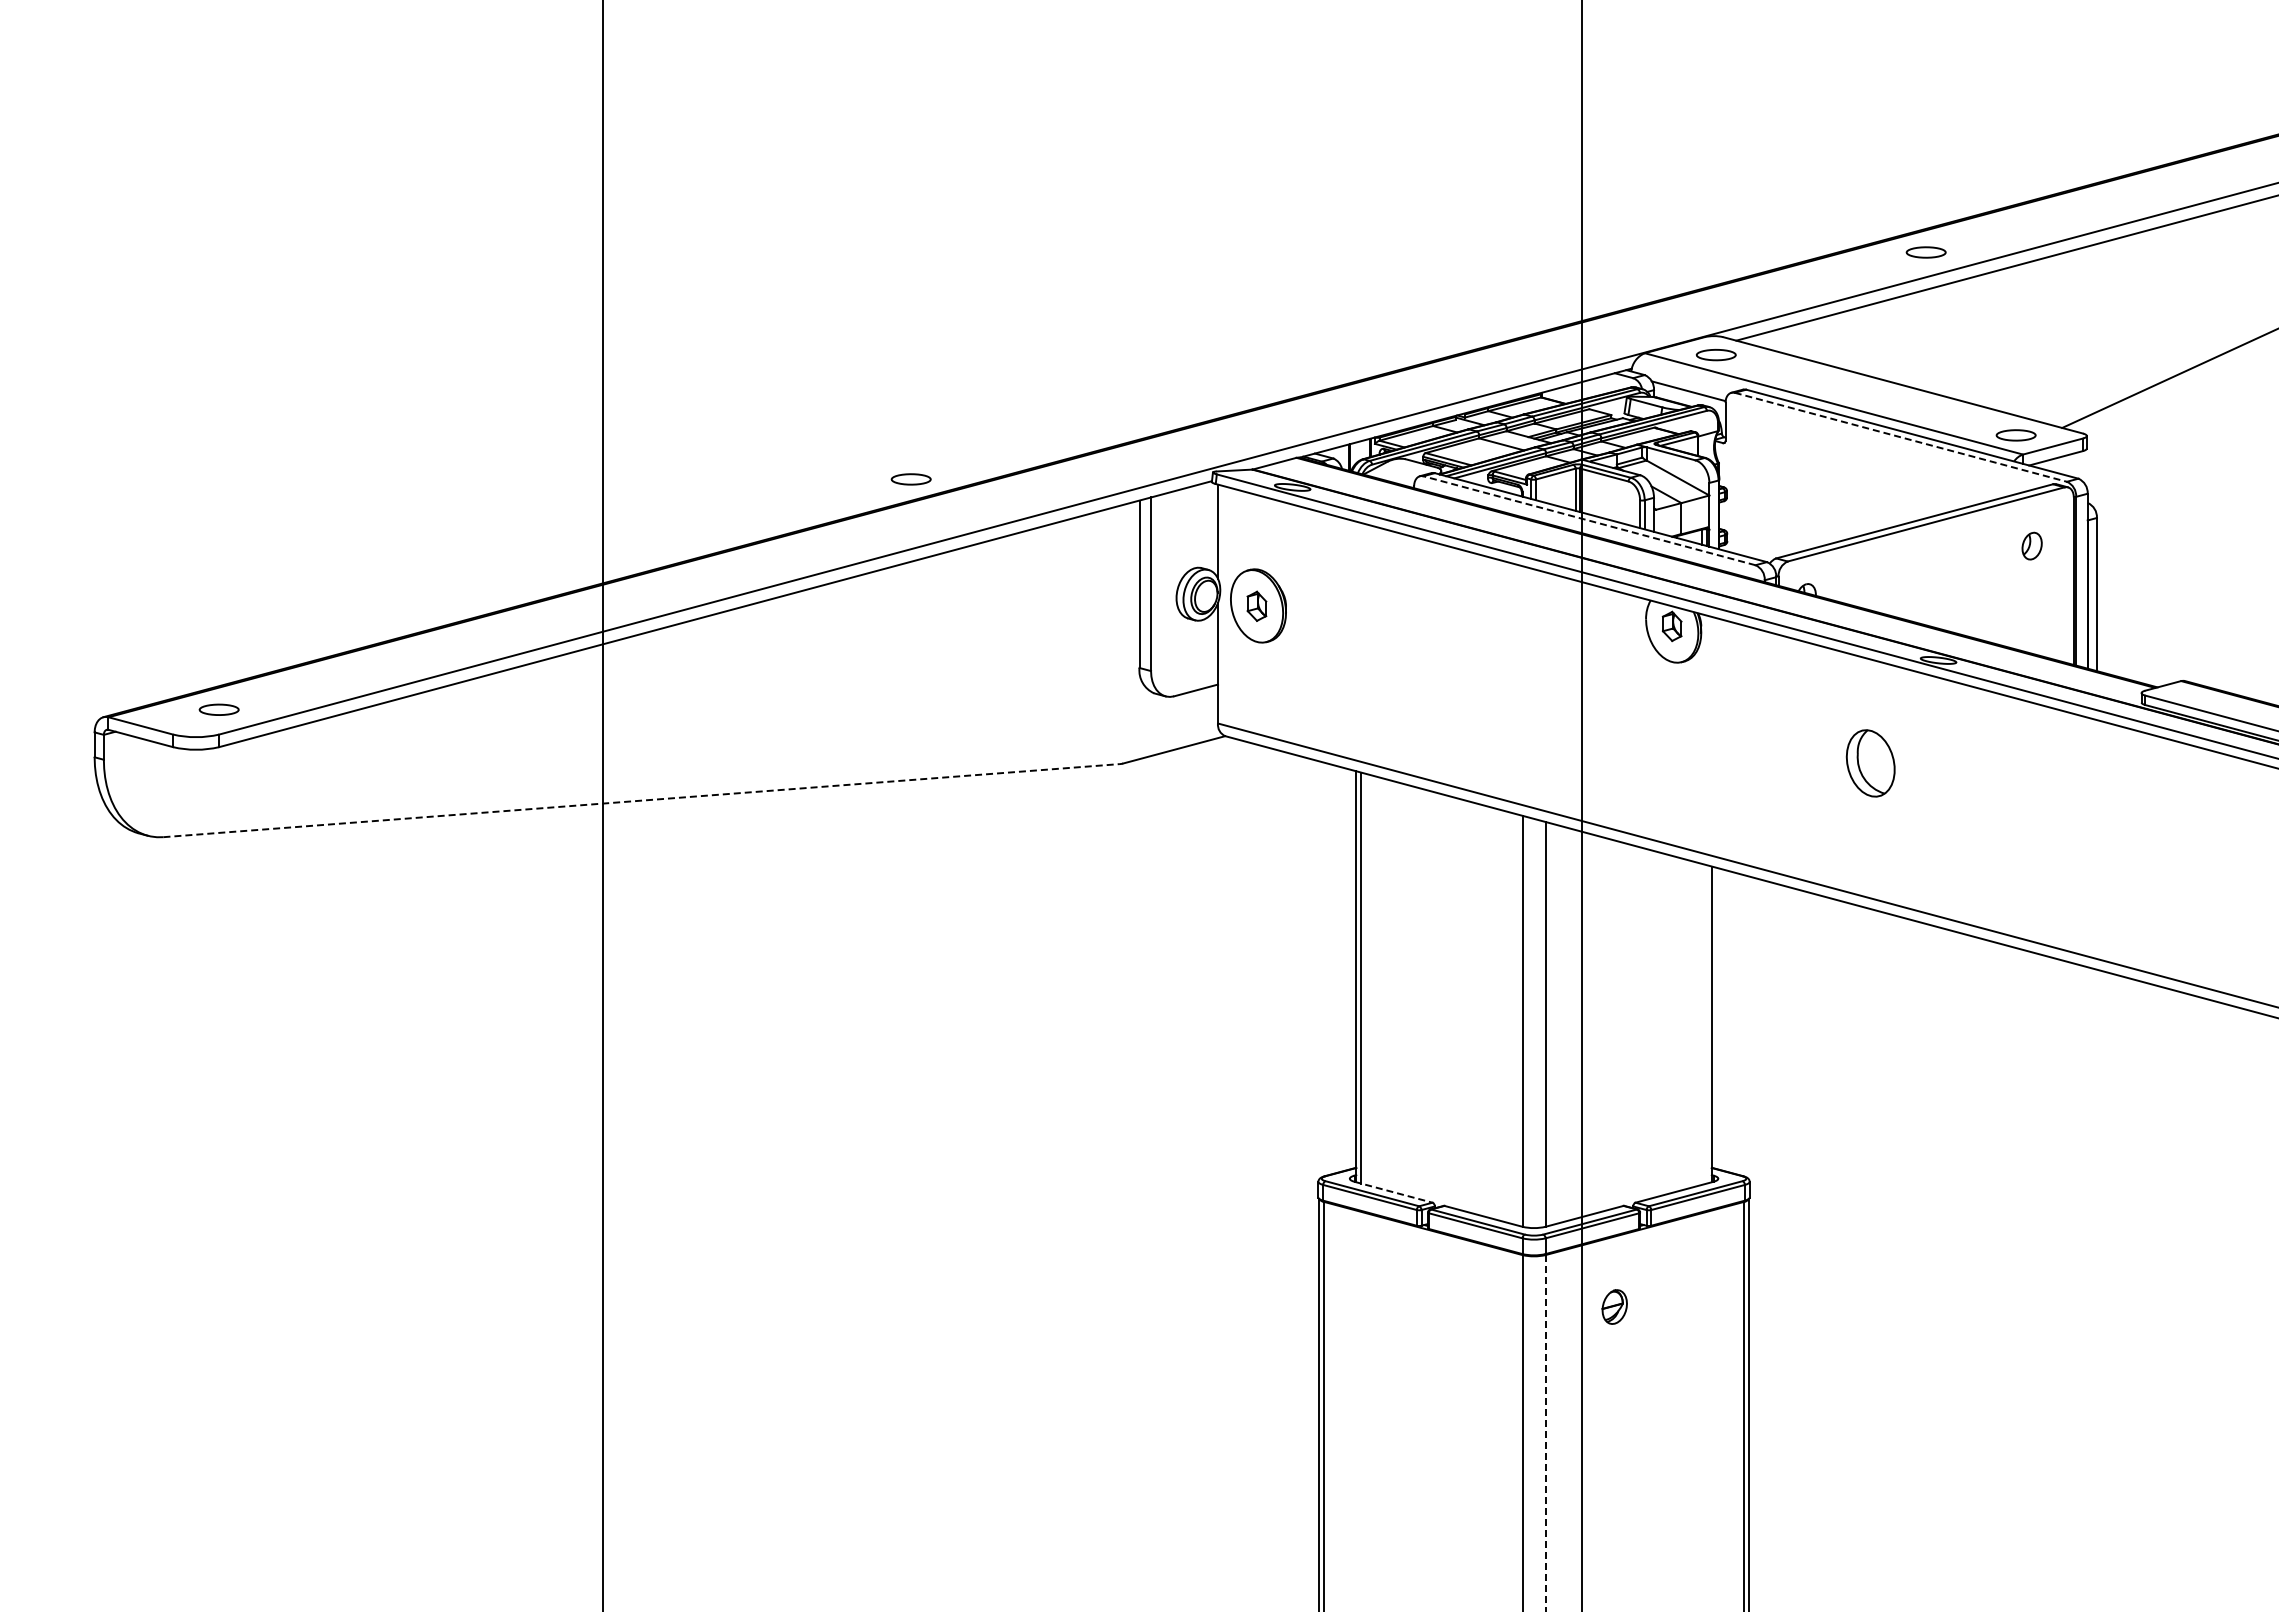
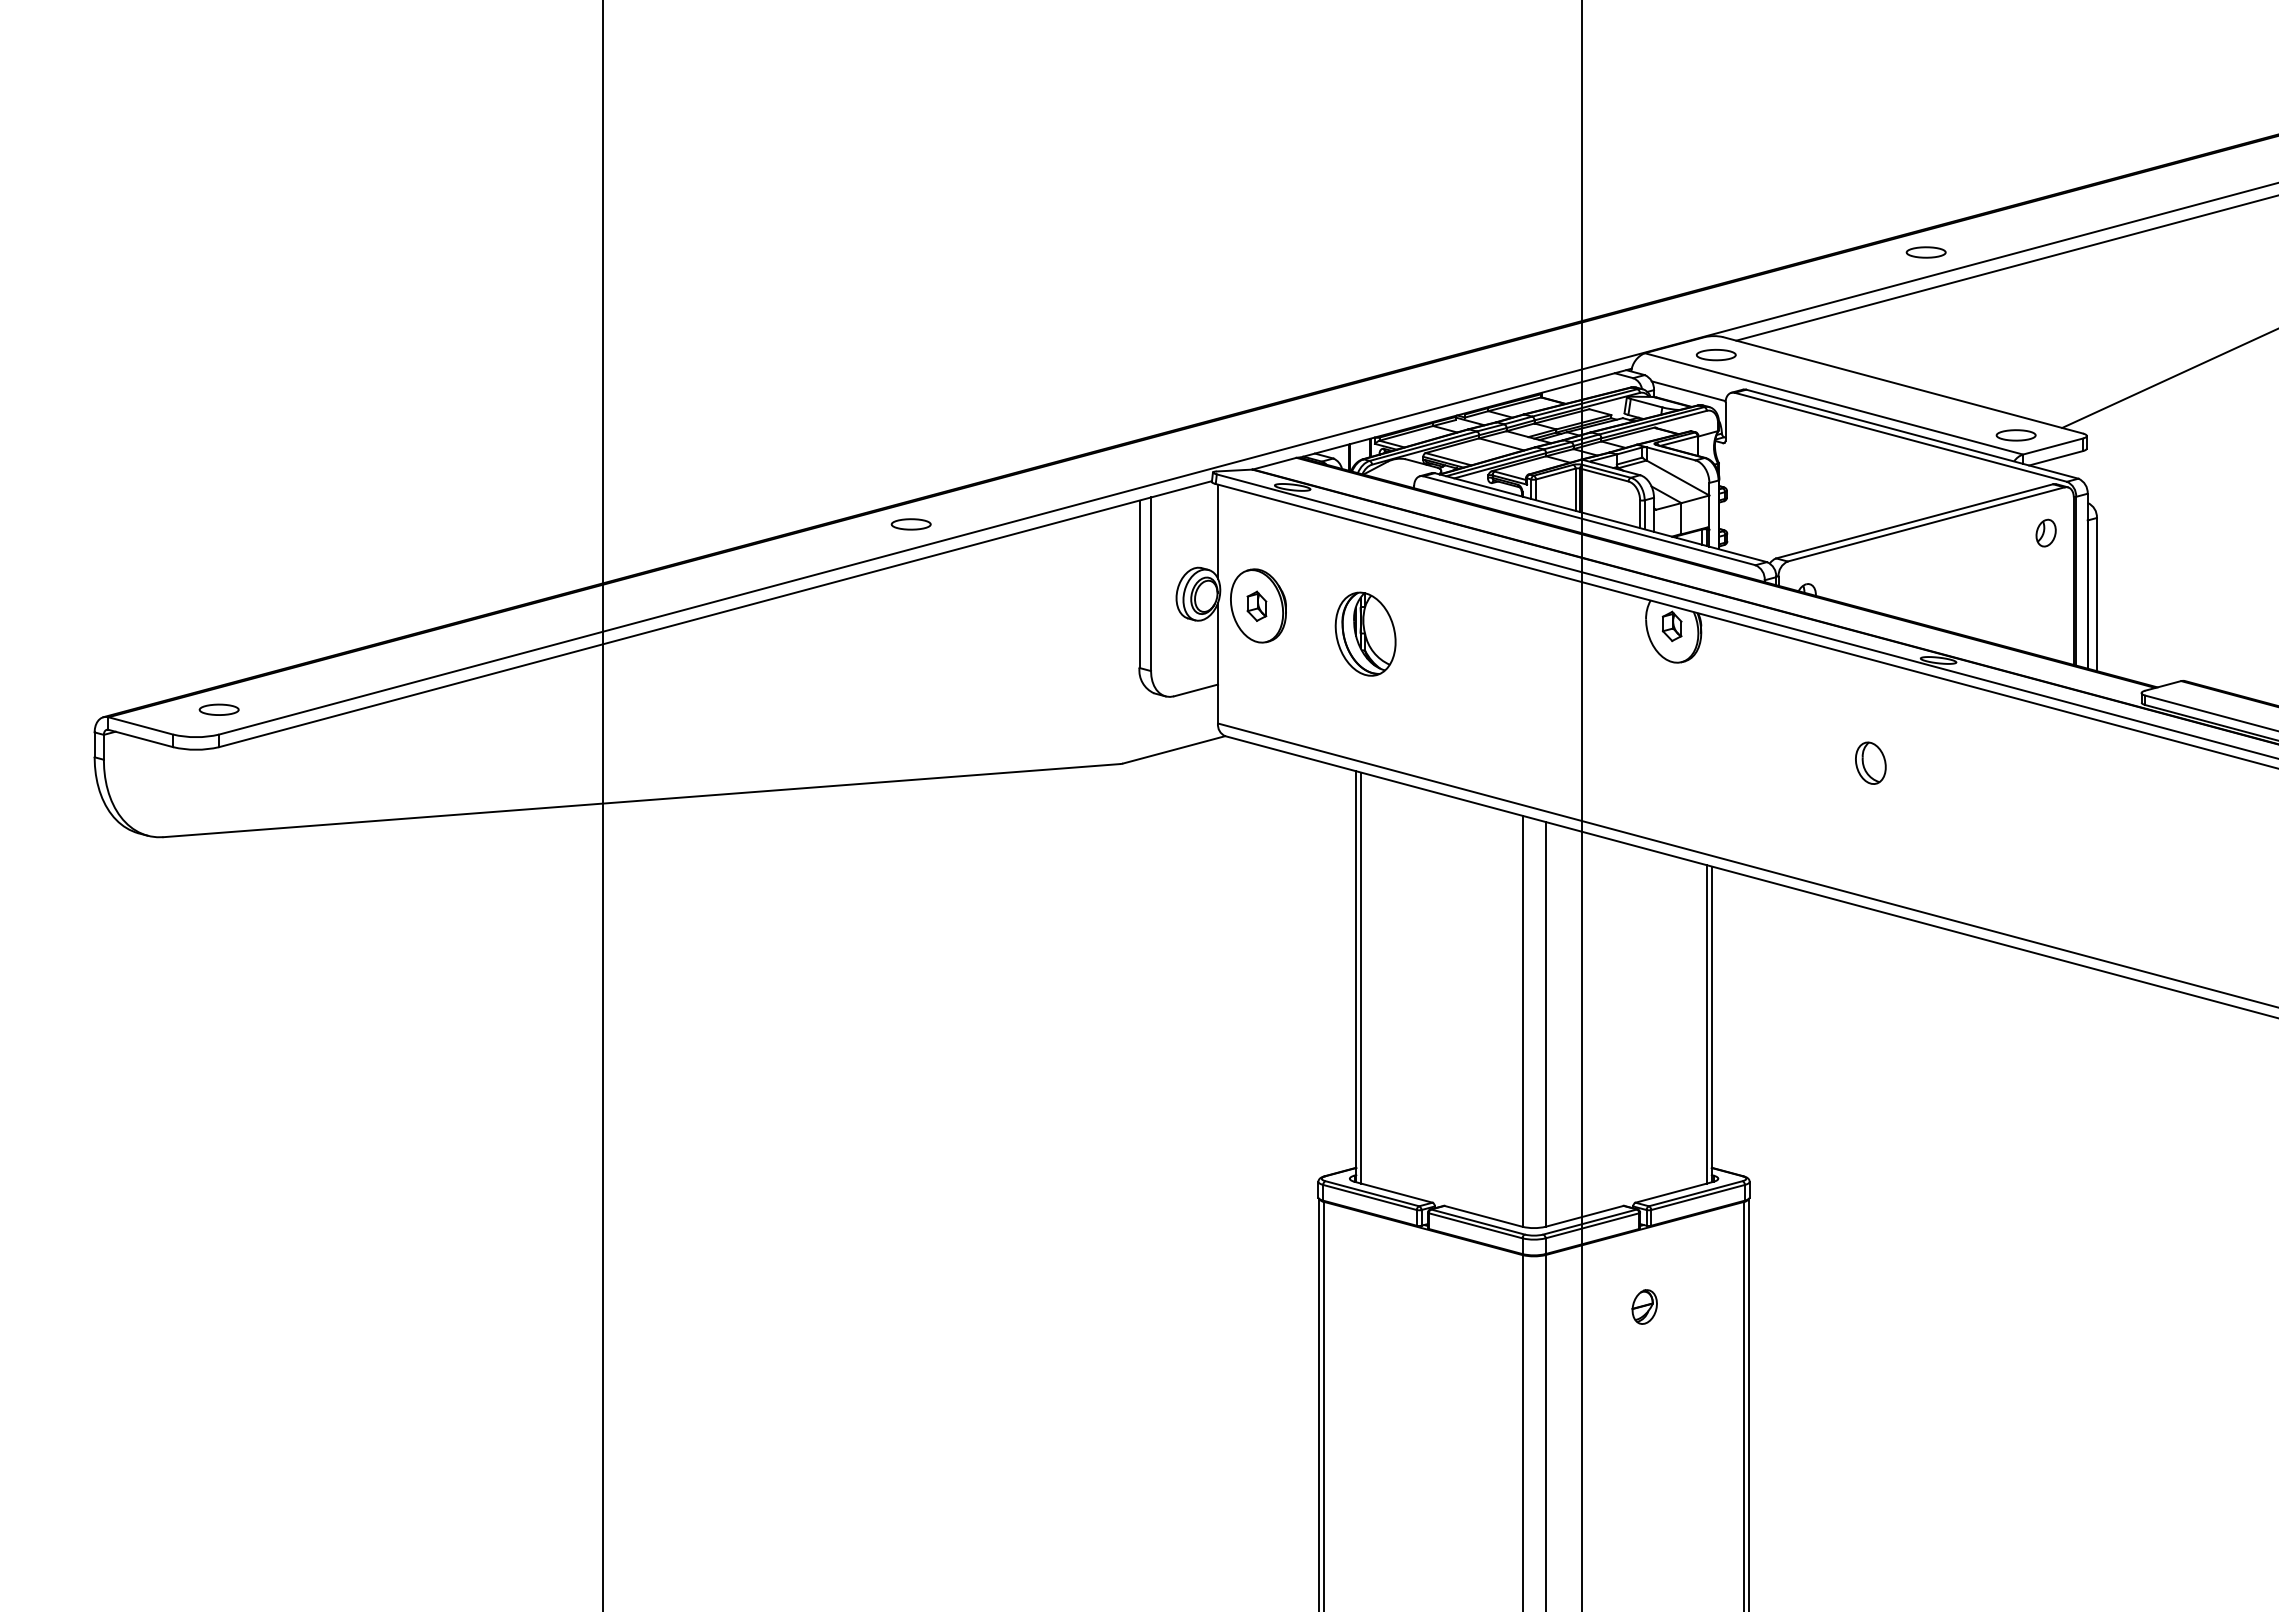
line: dashed -> solid (1900, 437)
part position: (910, 479) -> (910, 524) (910, 524)
line: dashed -> solid (1589, 520)
part position: (2031, 545) -> (2045, 532) (2045, 532)
part: none -> present (1365, 633)
part size: 51x69 px -> 32x44 px (1870, 762)
line: dashed -> solid (641, 800)
line: none -> present (1707, 1024)
line: dashed -> solid (1394, 1192)
part position: (1614, 1306) -> (1644, 1306) (1644, 1306)
line: dashed -> solid (1545, 1433)
